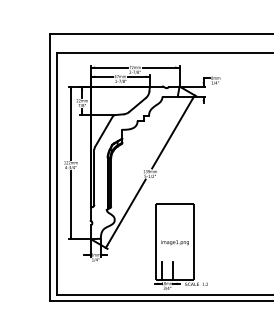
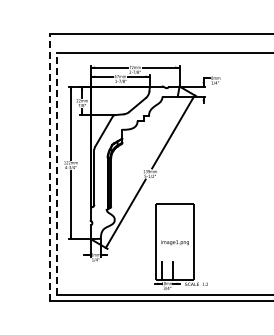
line: solid -> dashed (50, 167)
line: solid -> dashed (56, 173)
